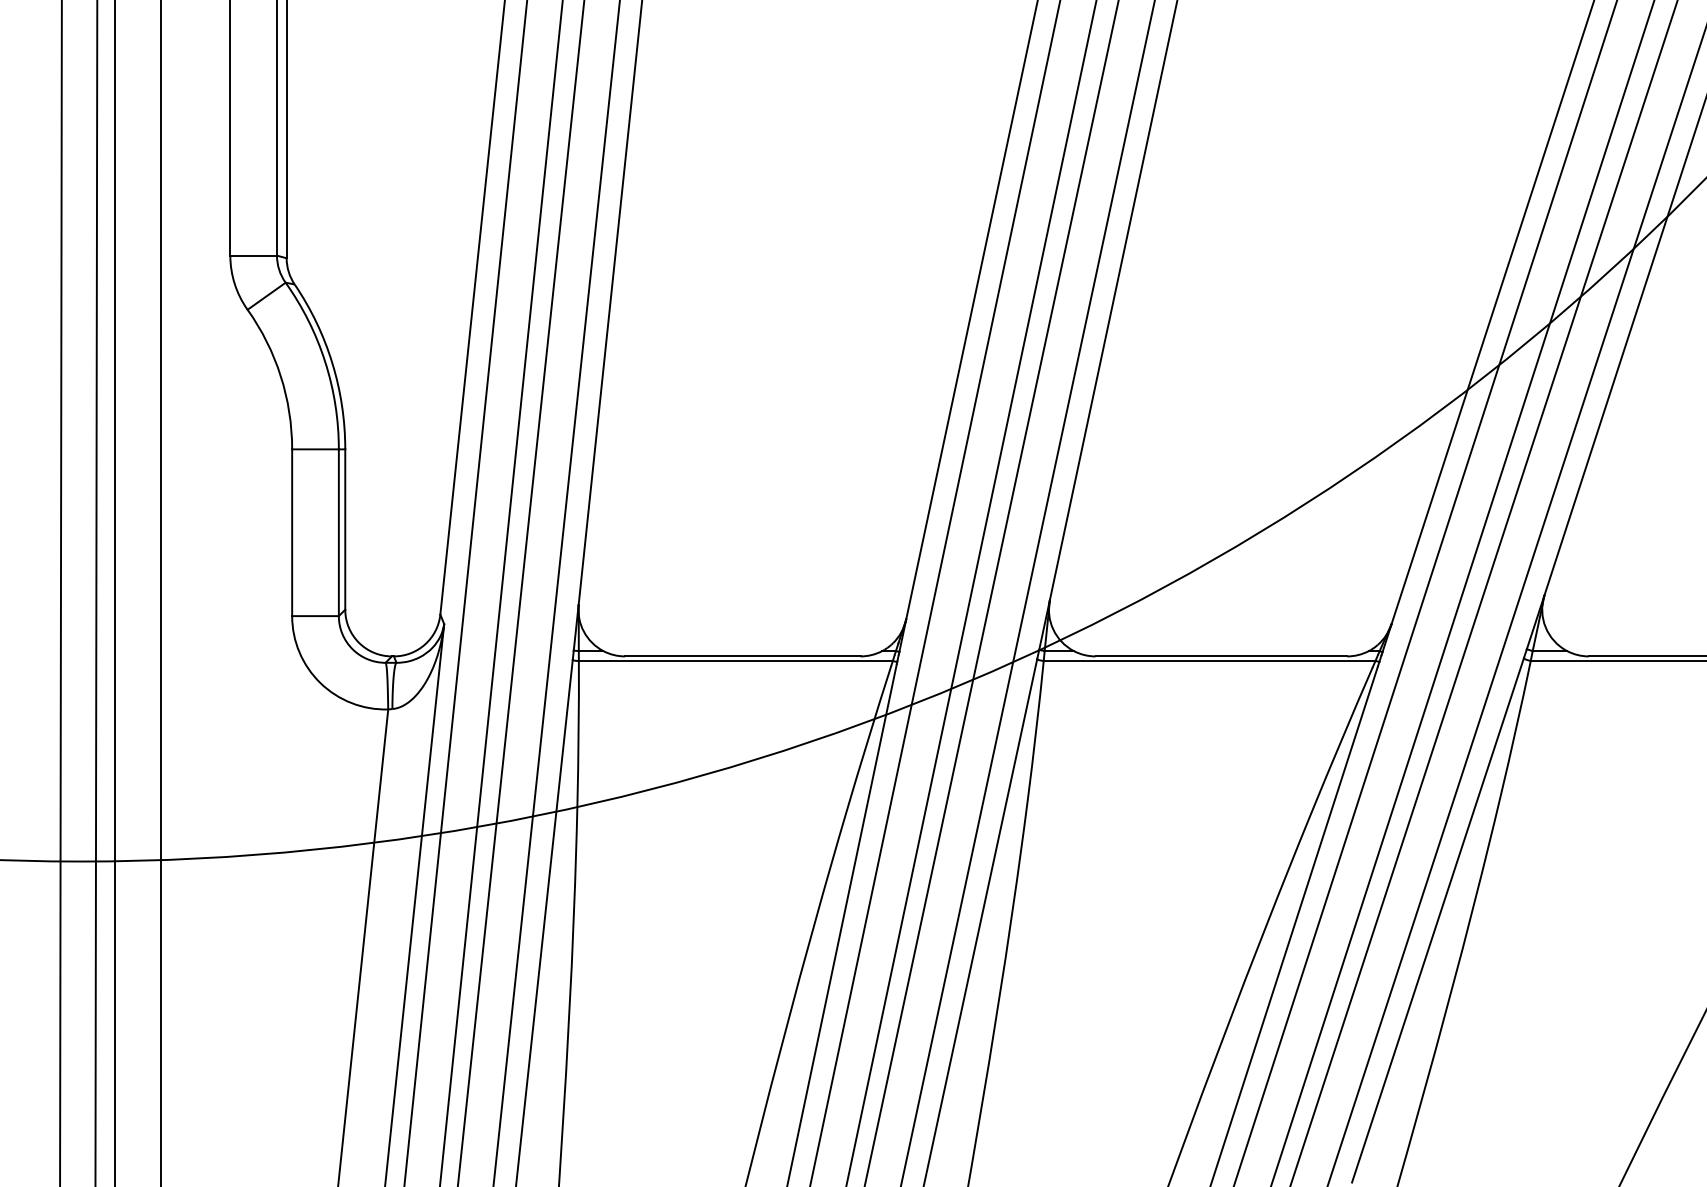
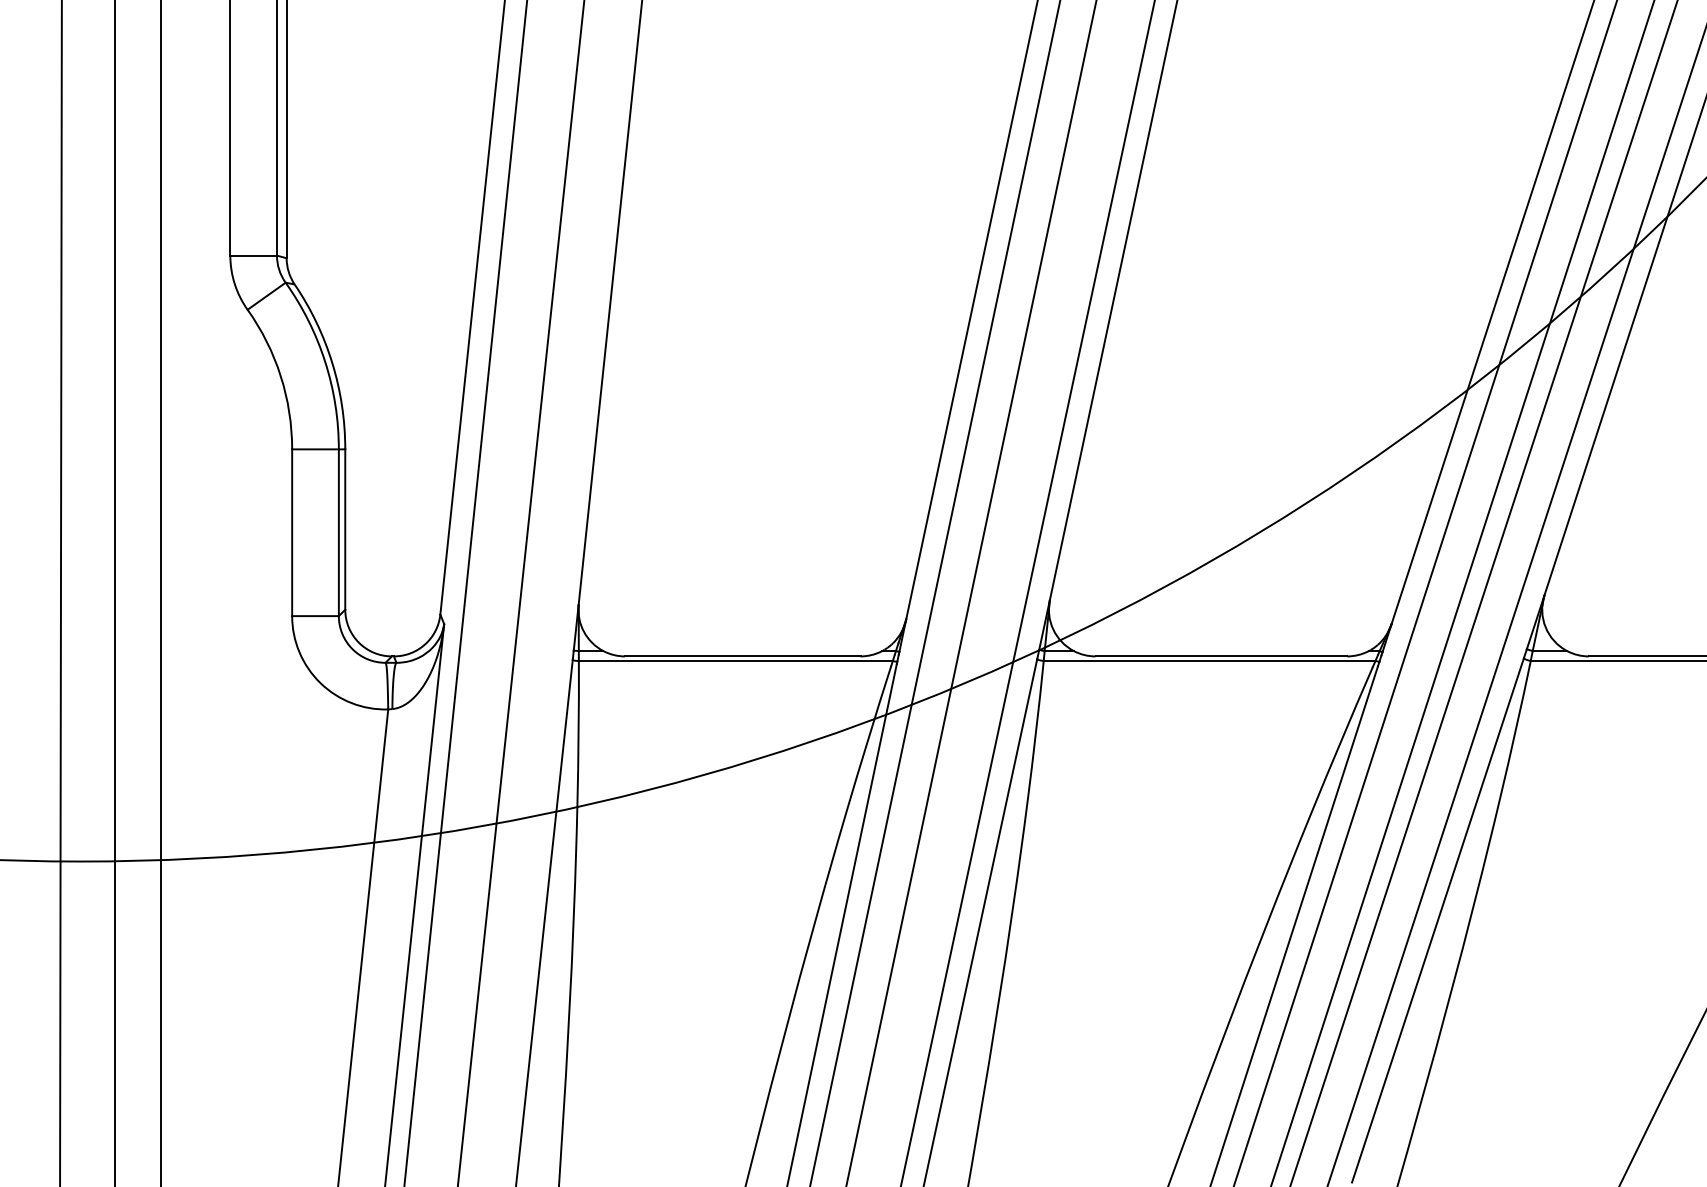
line: present -> none (96, 592)
line: present -> none (501, 592)
line: present -> none (556, 592)
line: present -> none (991, 592)
